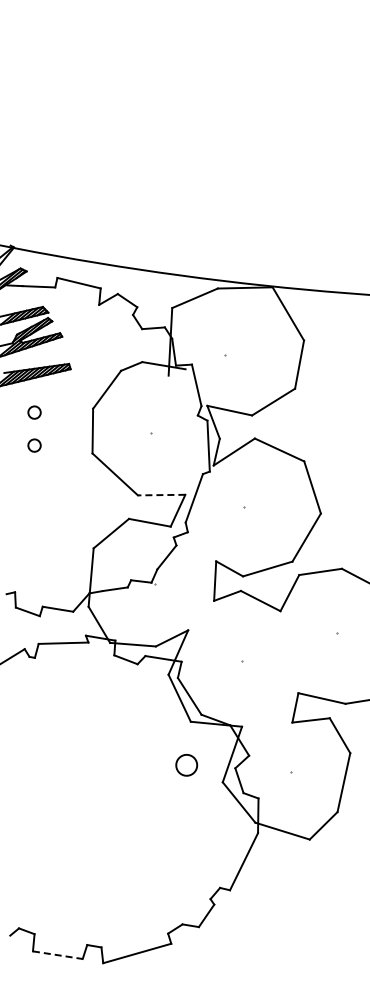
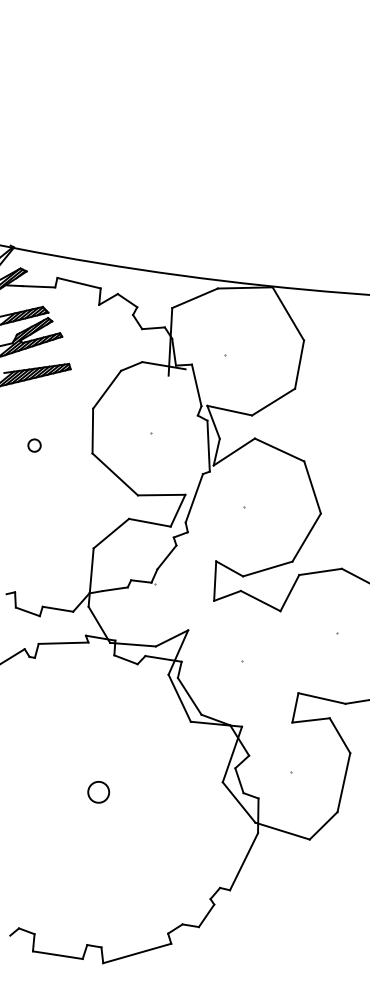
part: present -> none (34, 412)
line: dashed -> solid (161, 495)
part position: (186, 765) -> (98, 792) (98, 792)
line: dashed -> solid (58, 955)
